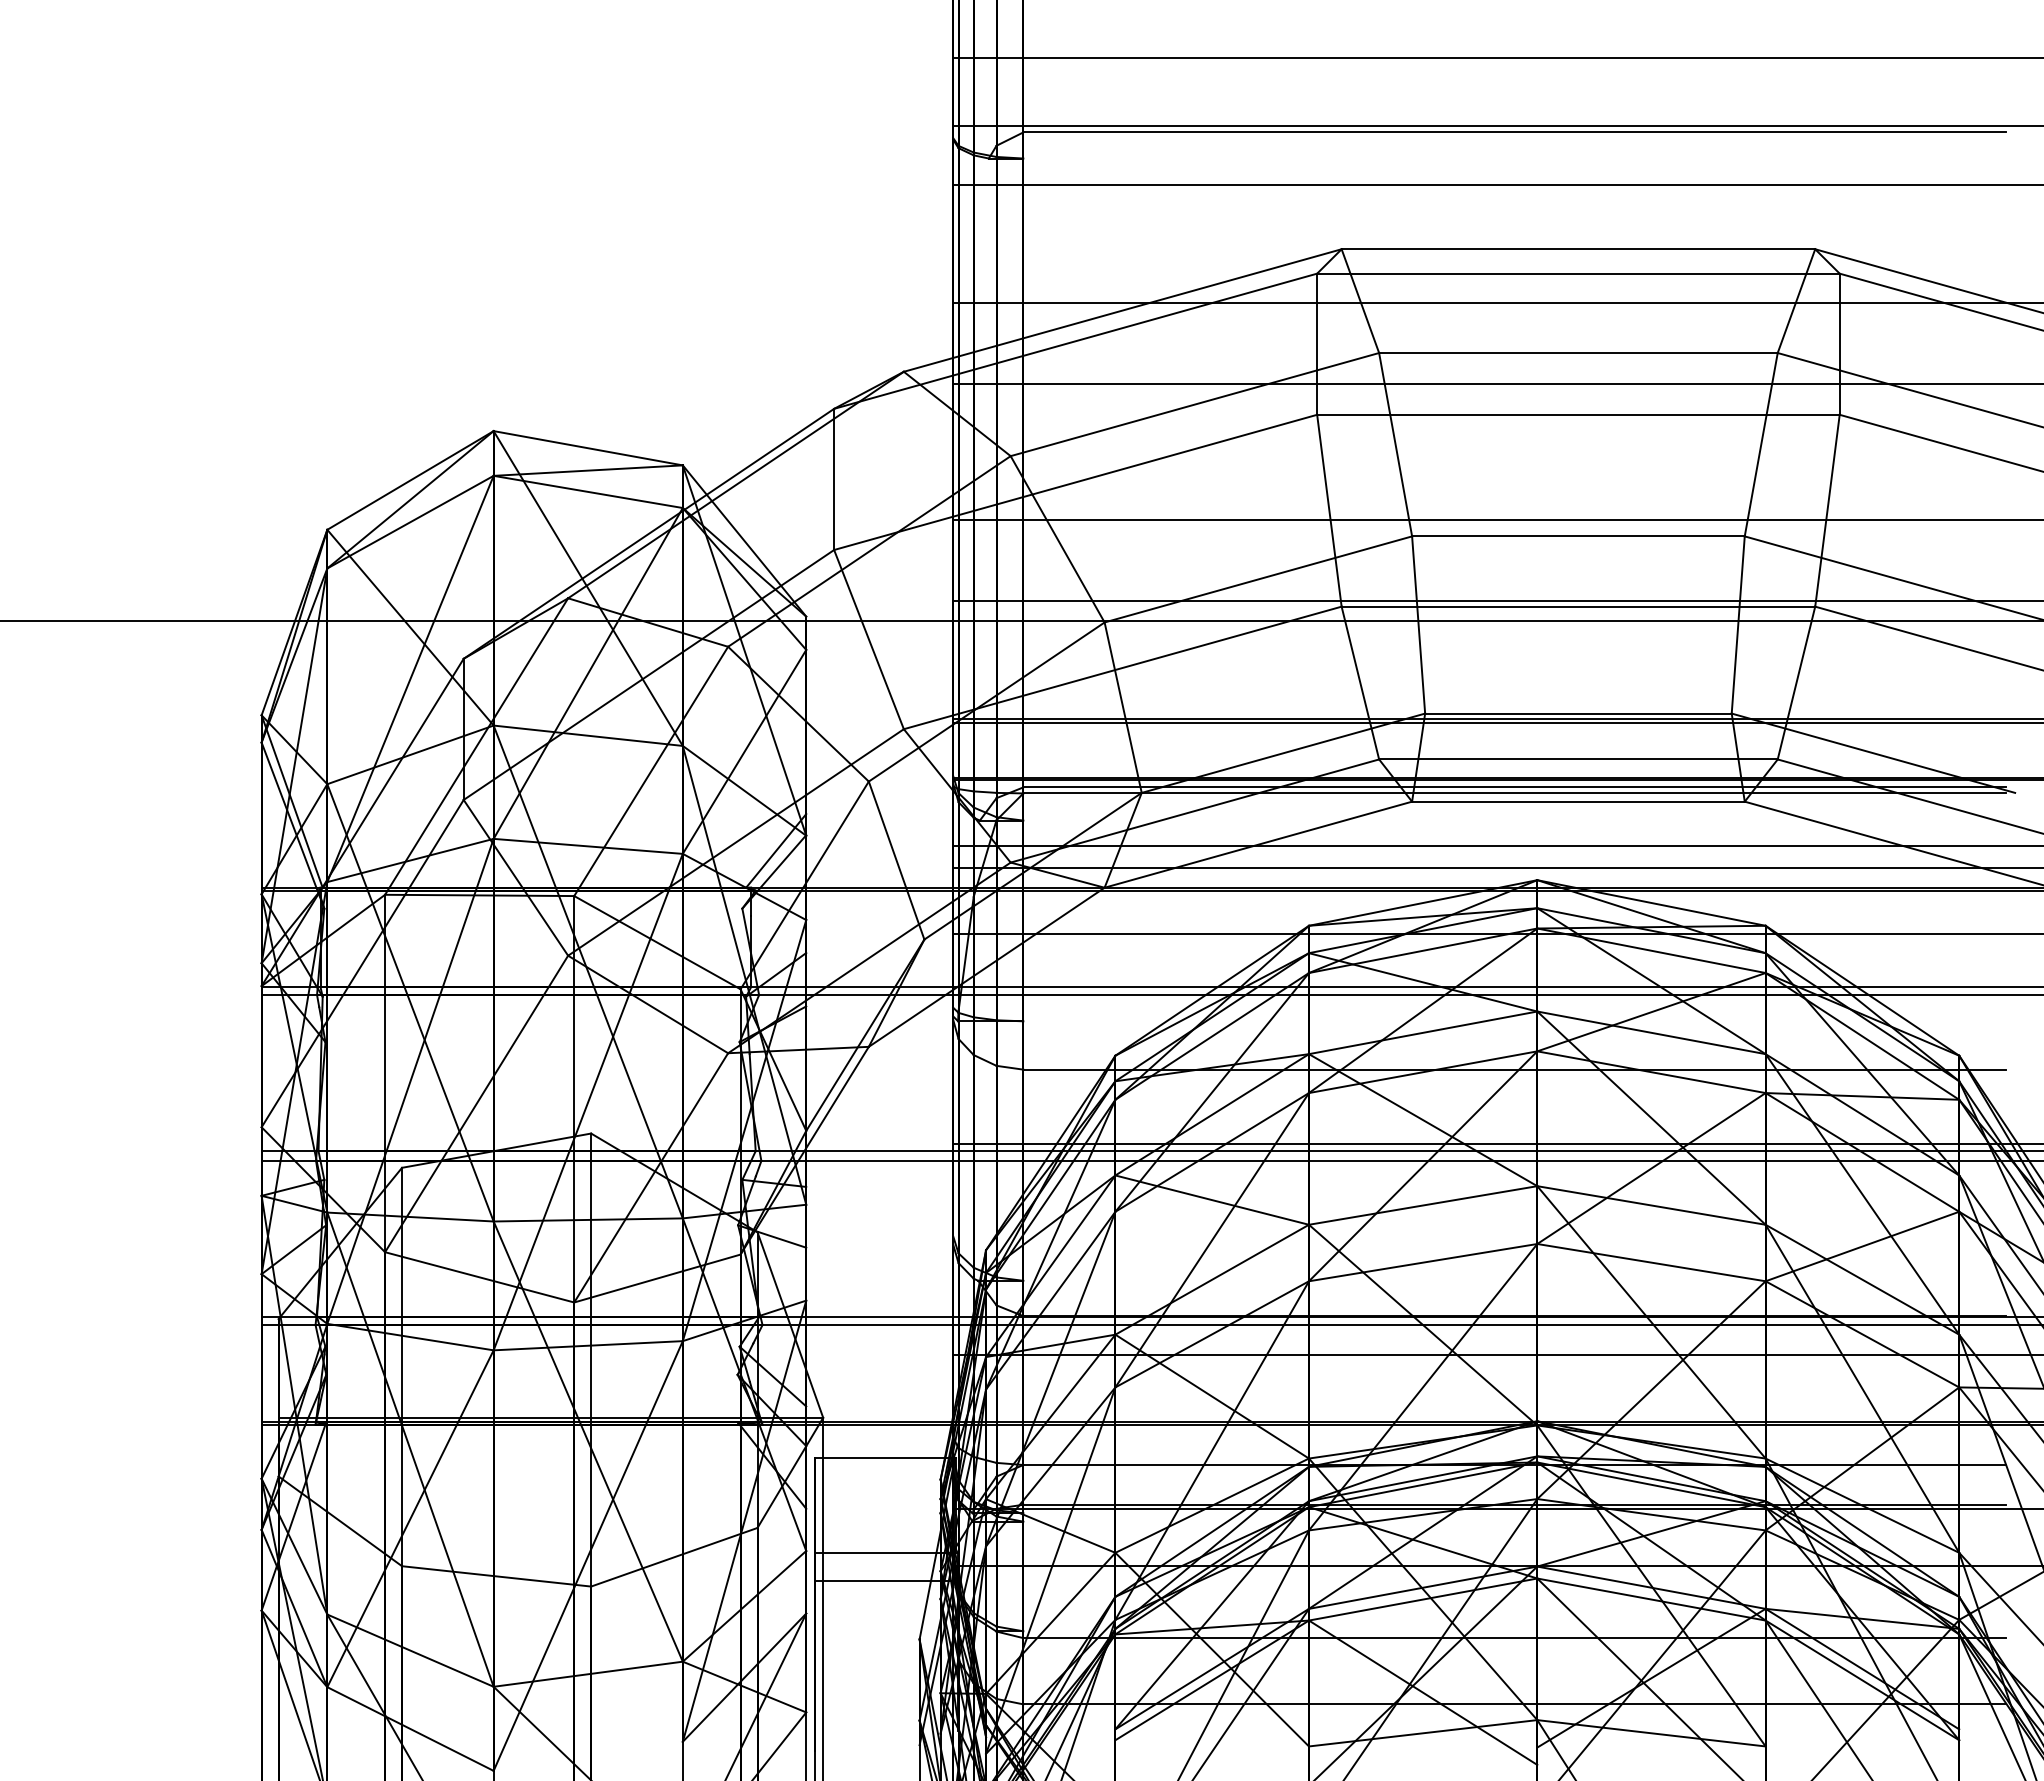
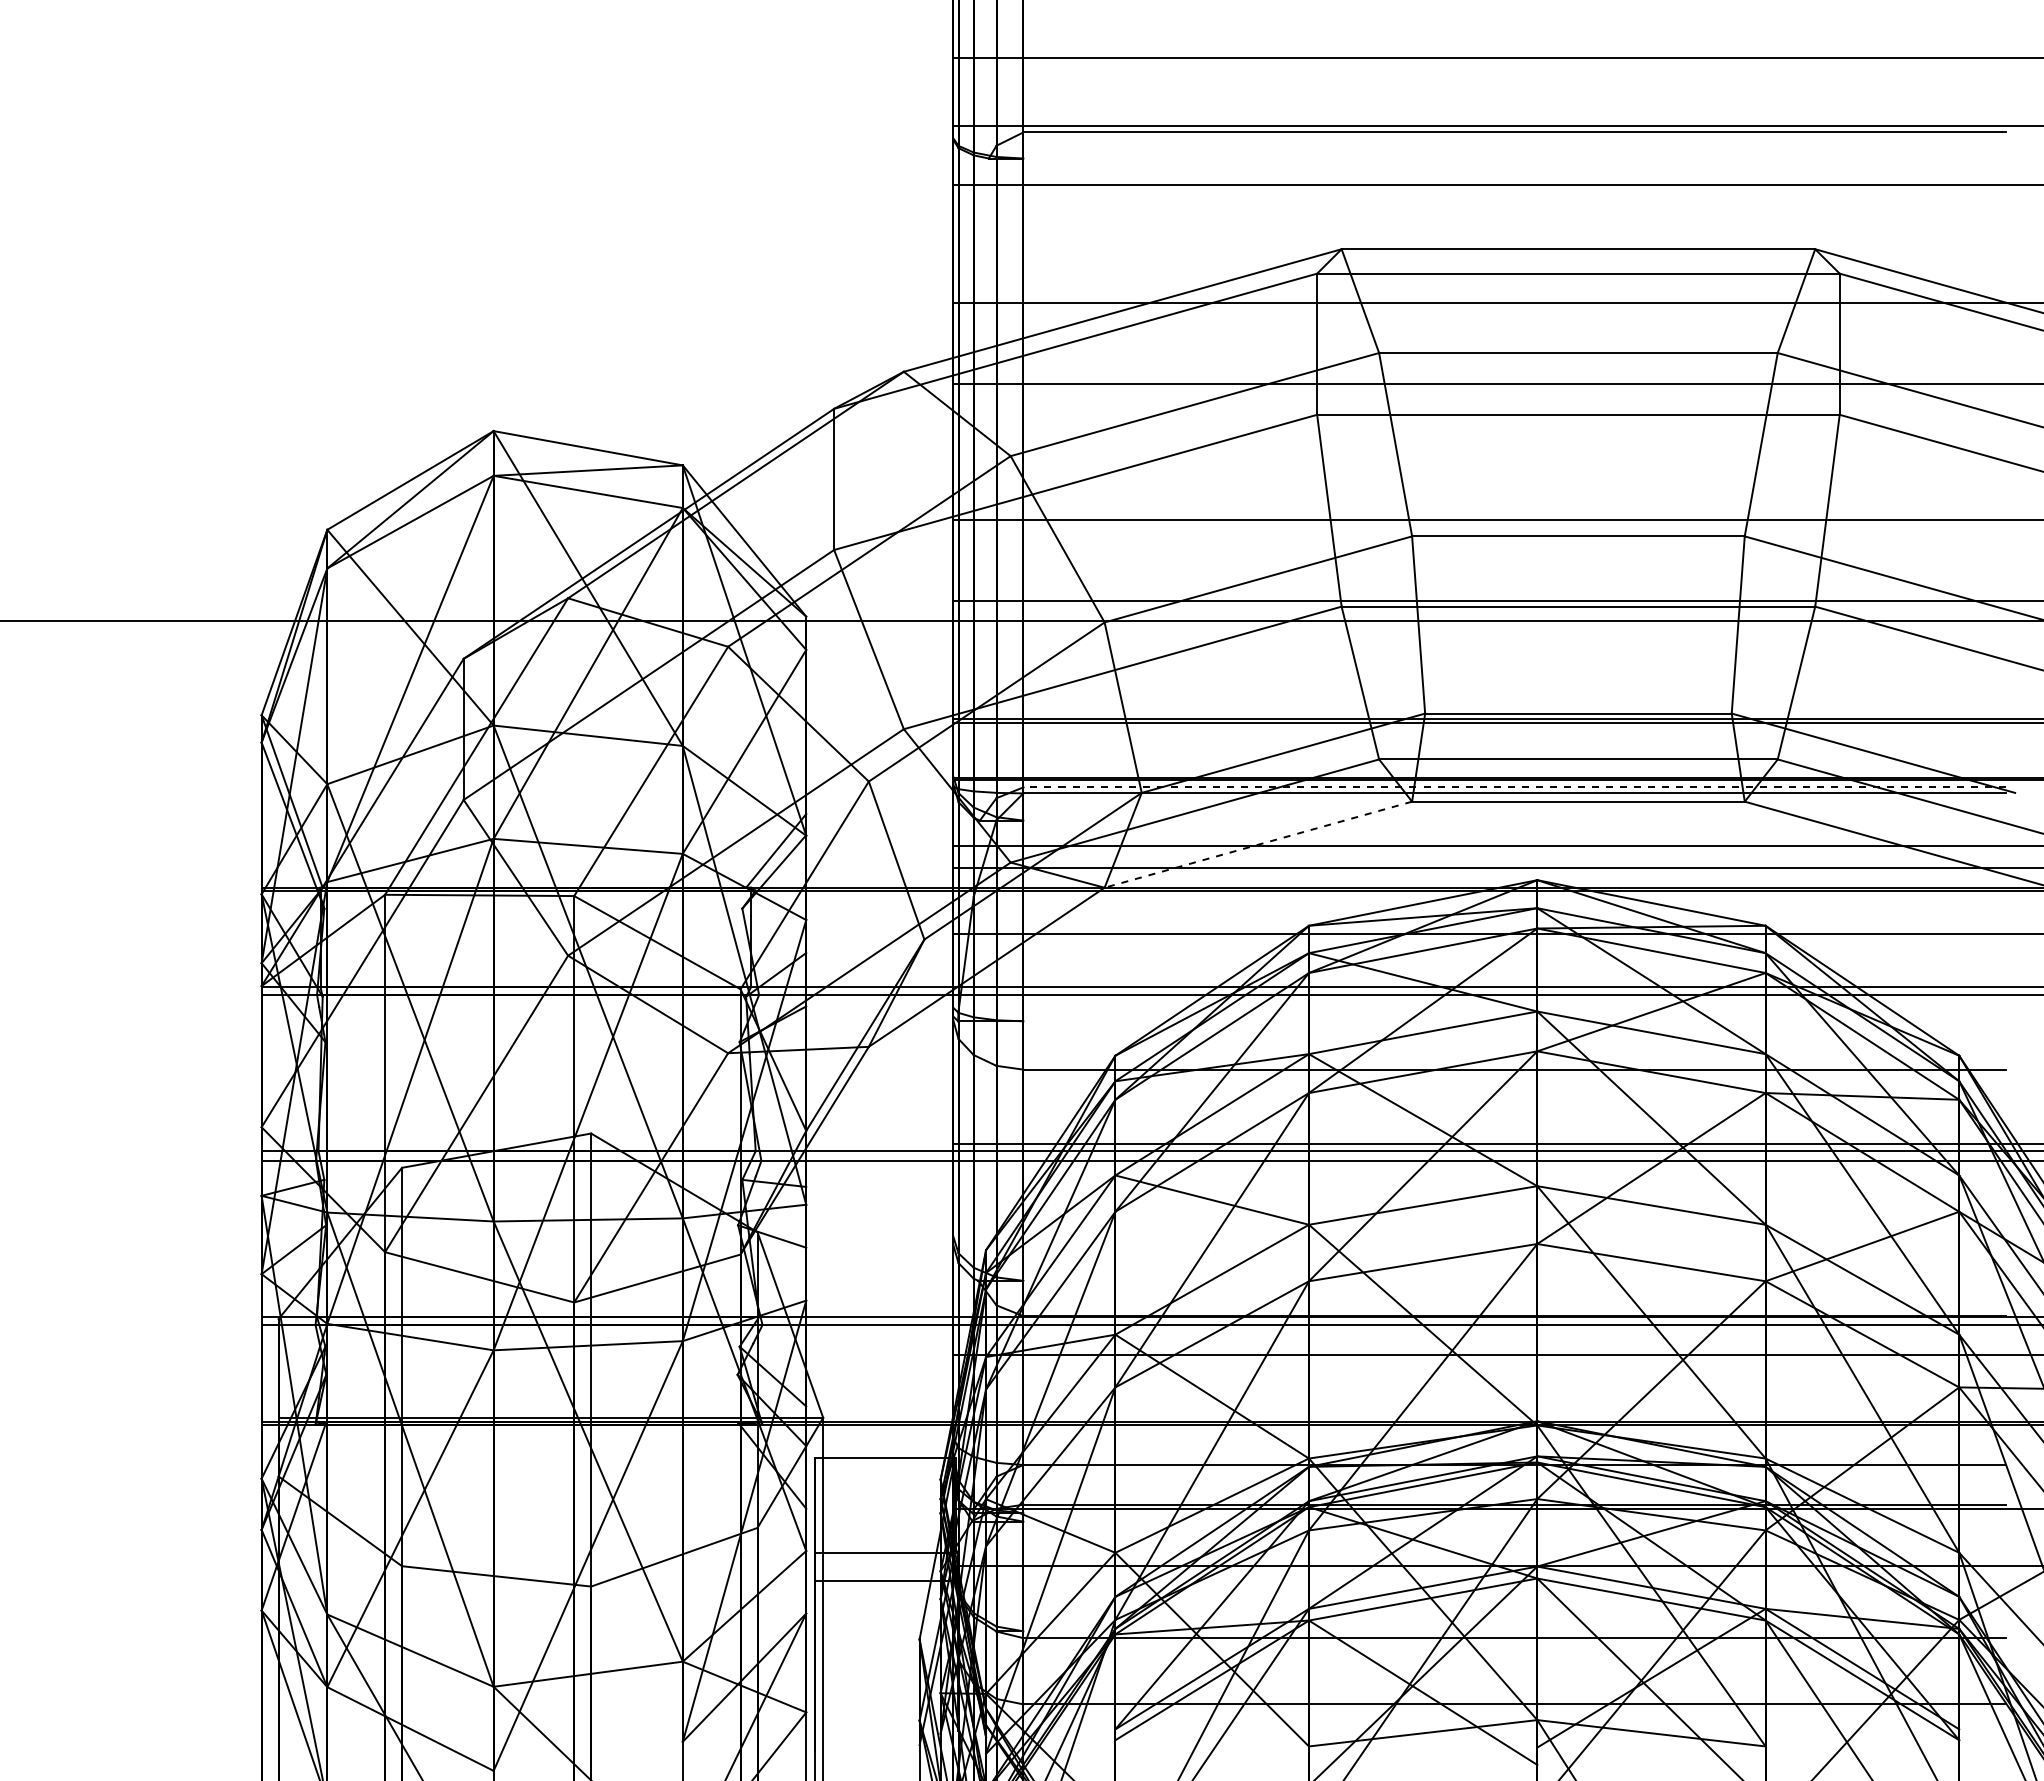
line: solid -> dashed (1514, 787)
line: solid -> dashed (1258, 844)
